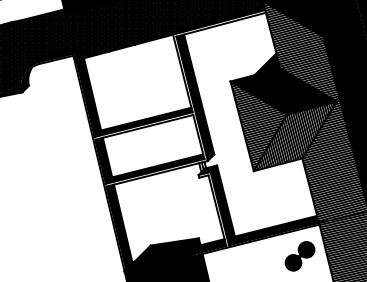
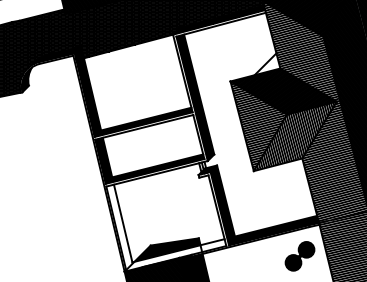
fill: present -> none (267, 64)
fill: present -> none (166, 227)
